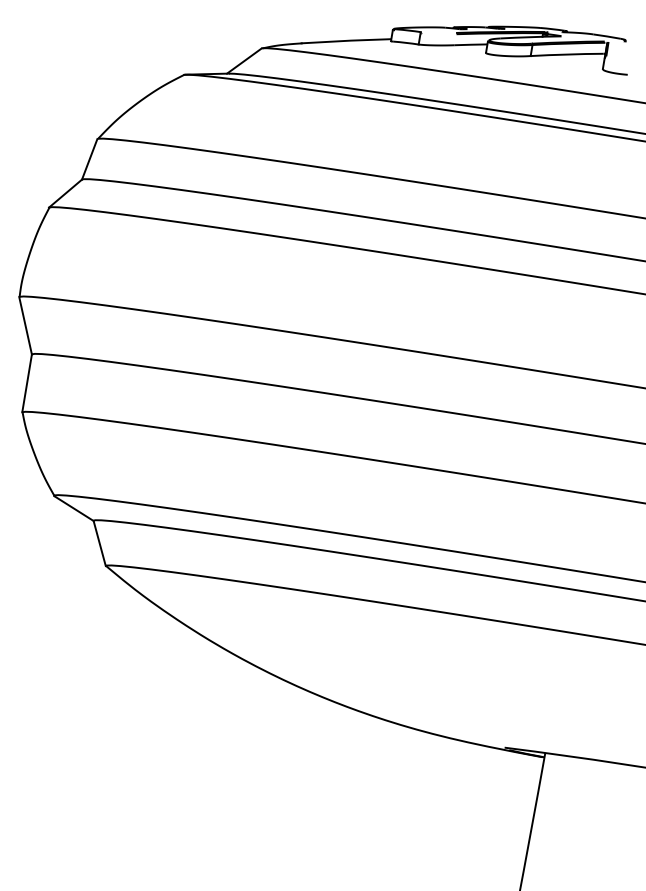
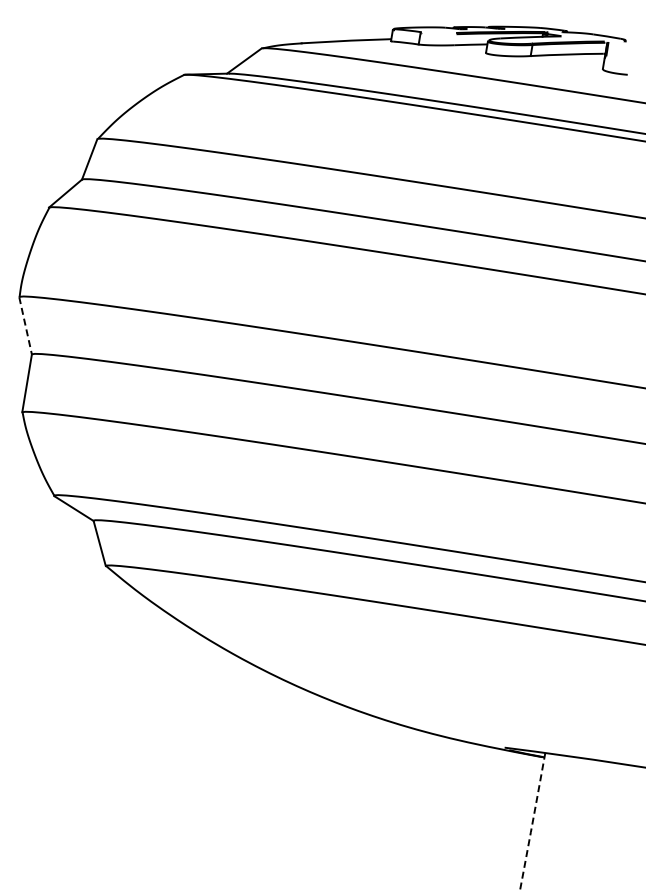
line: solid -> dashed (25, 326)
arc: solid -> dashed (532, 822)
